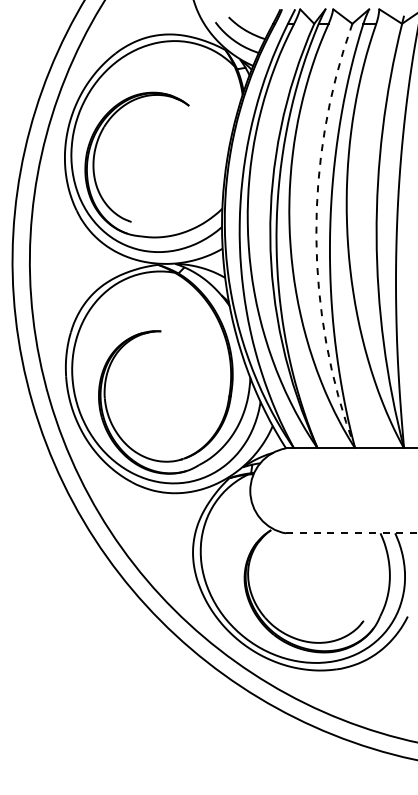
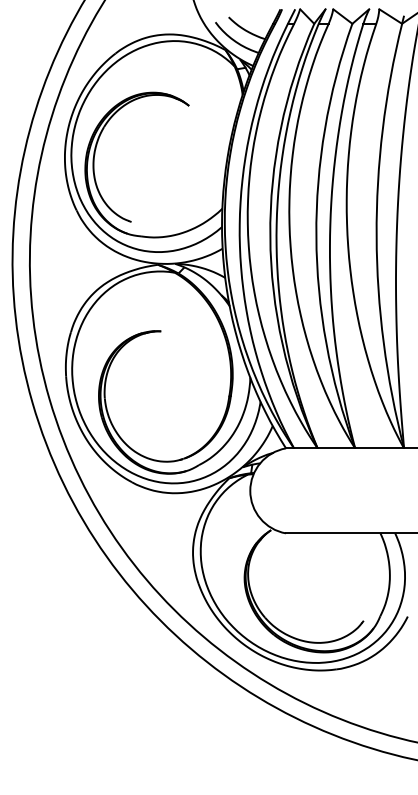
arc: dashed -> solid (316, 236)
line: dashed -> solid (352, 533)
